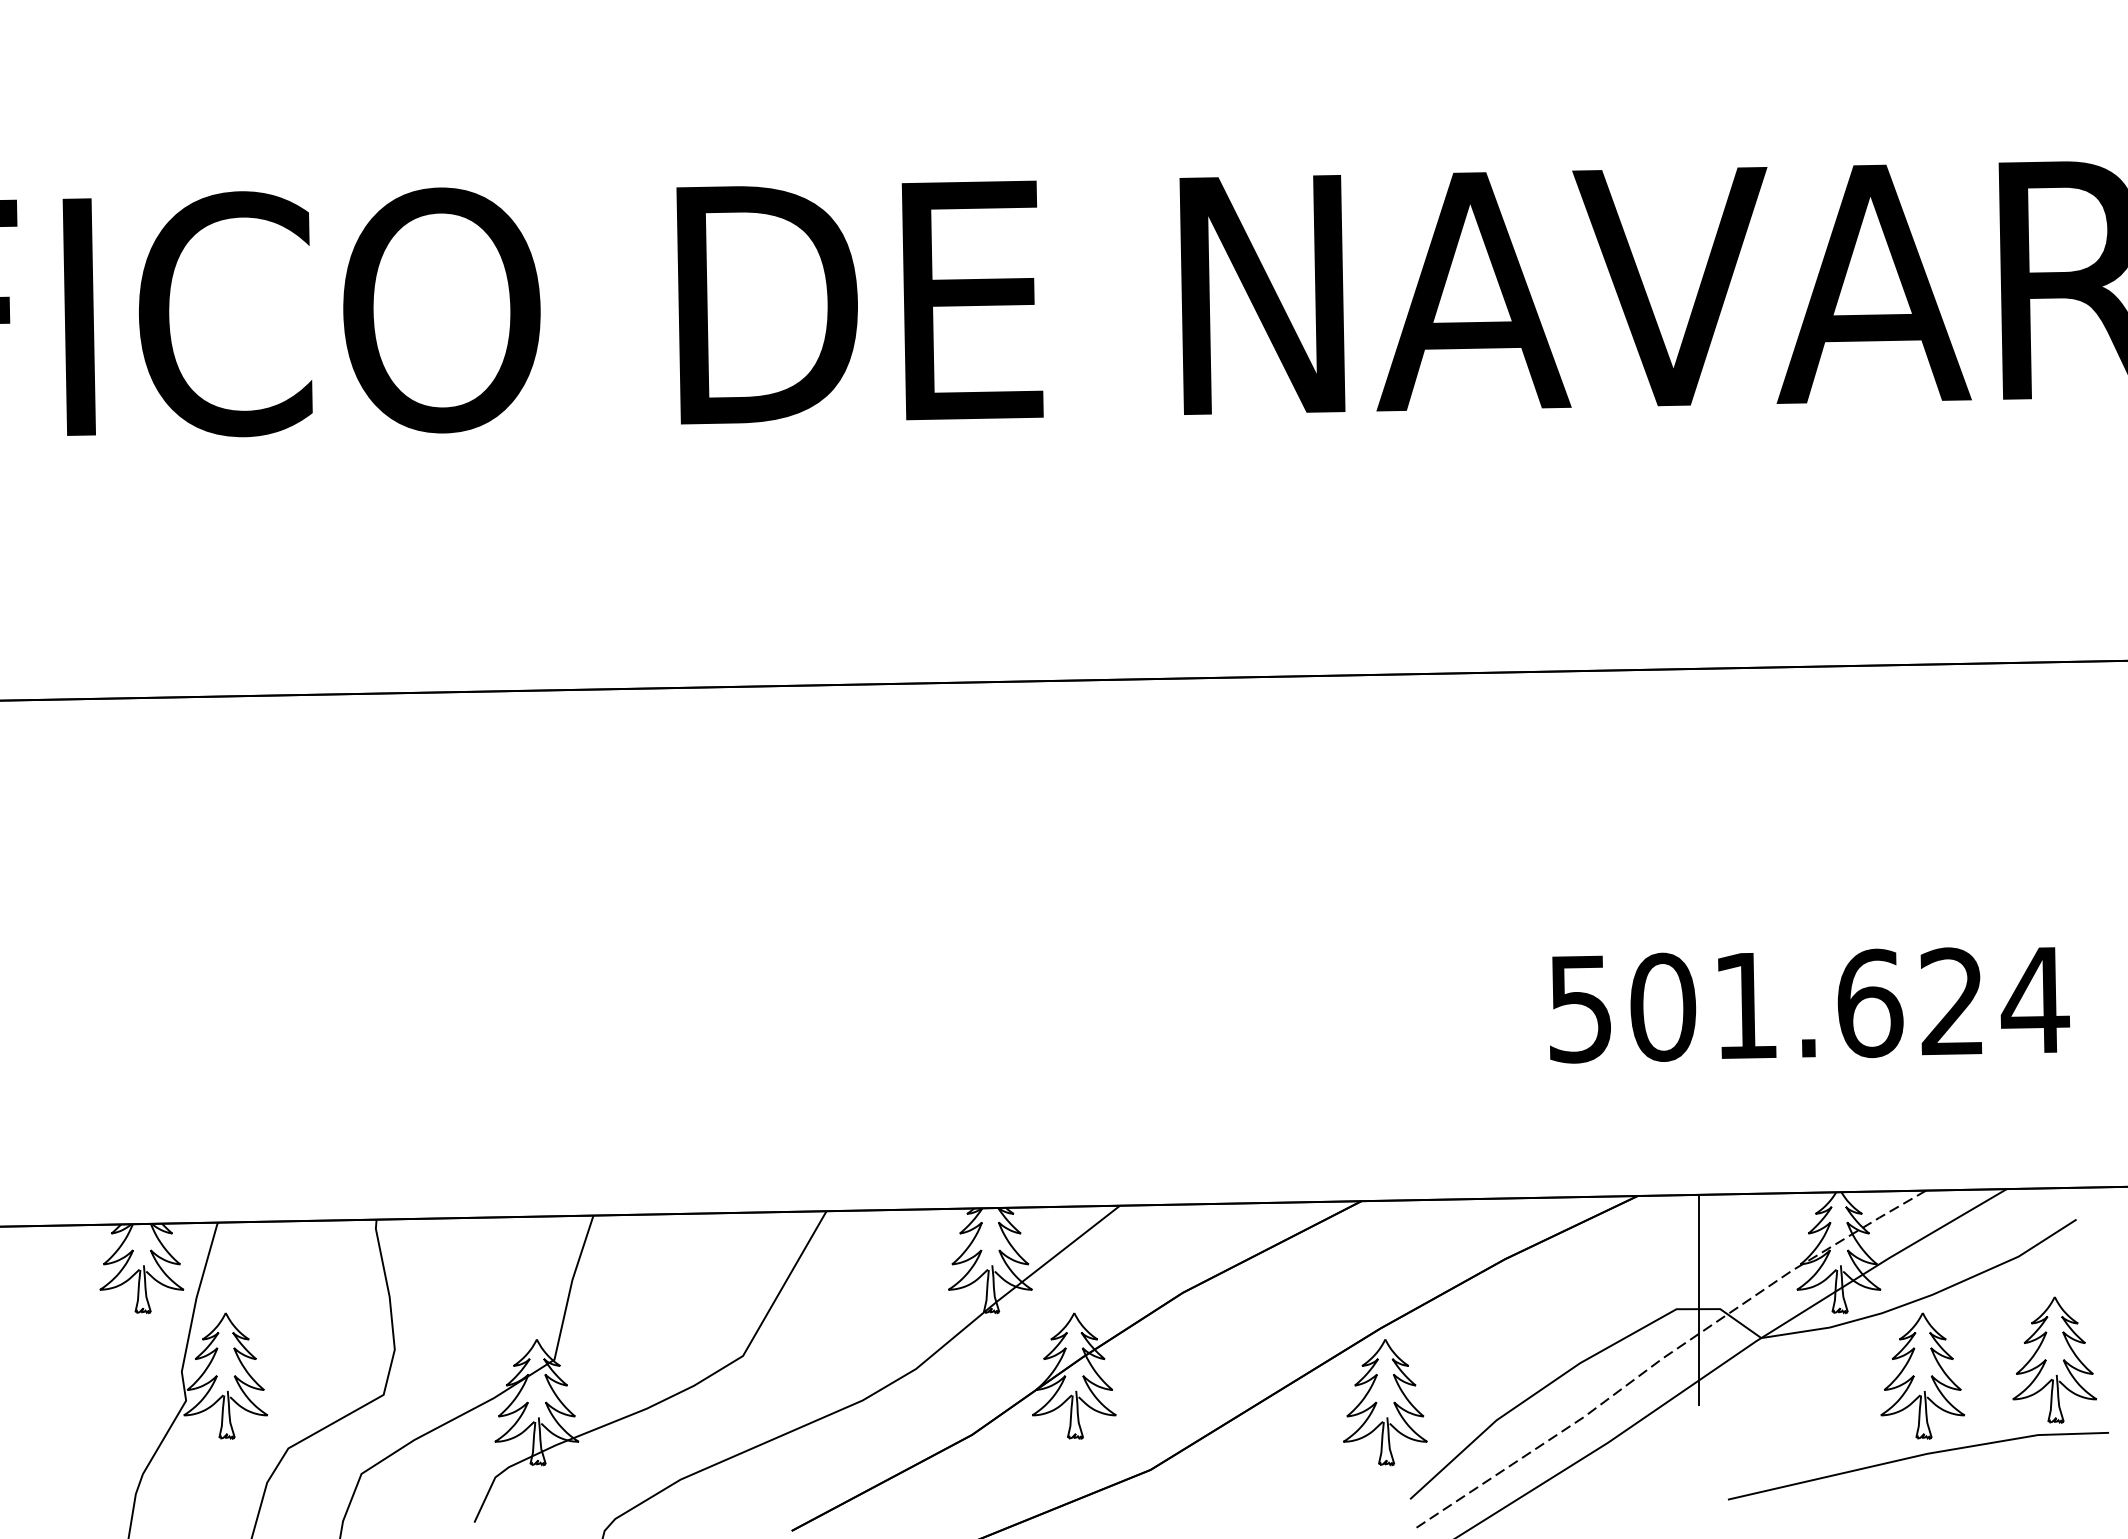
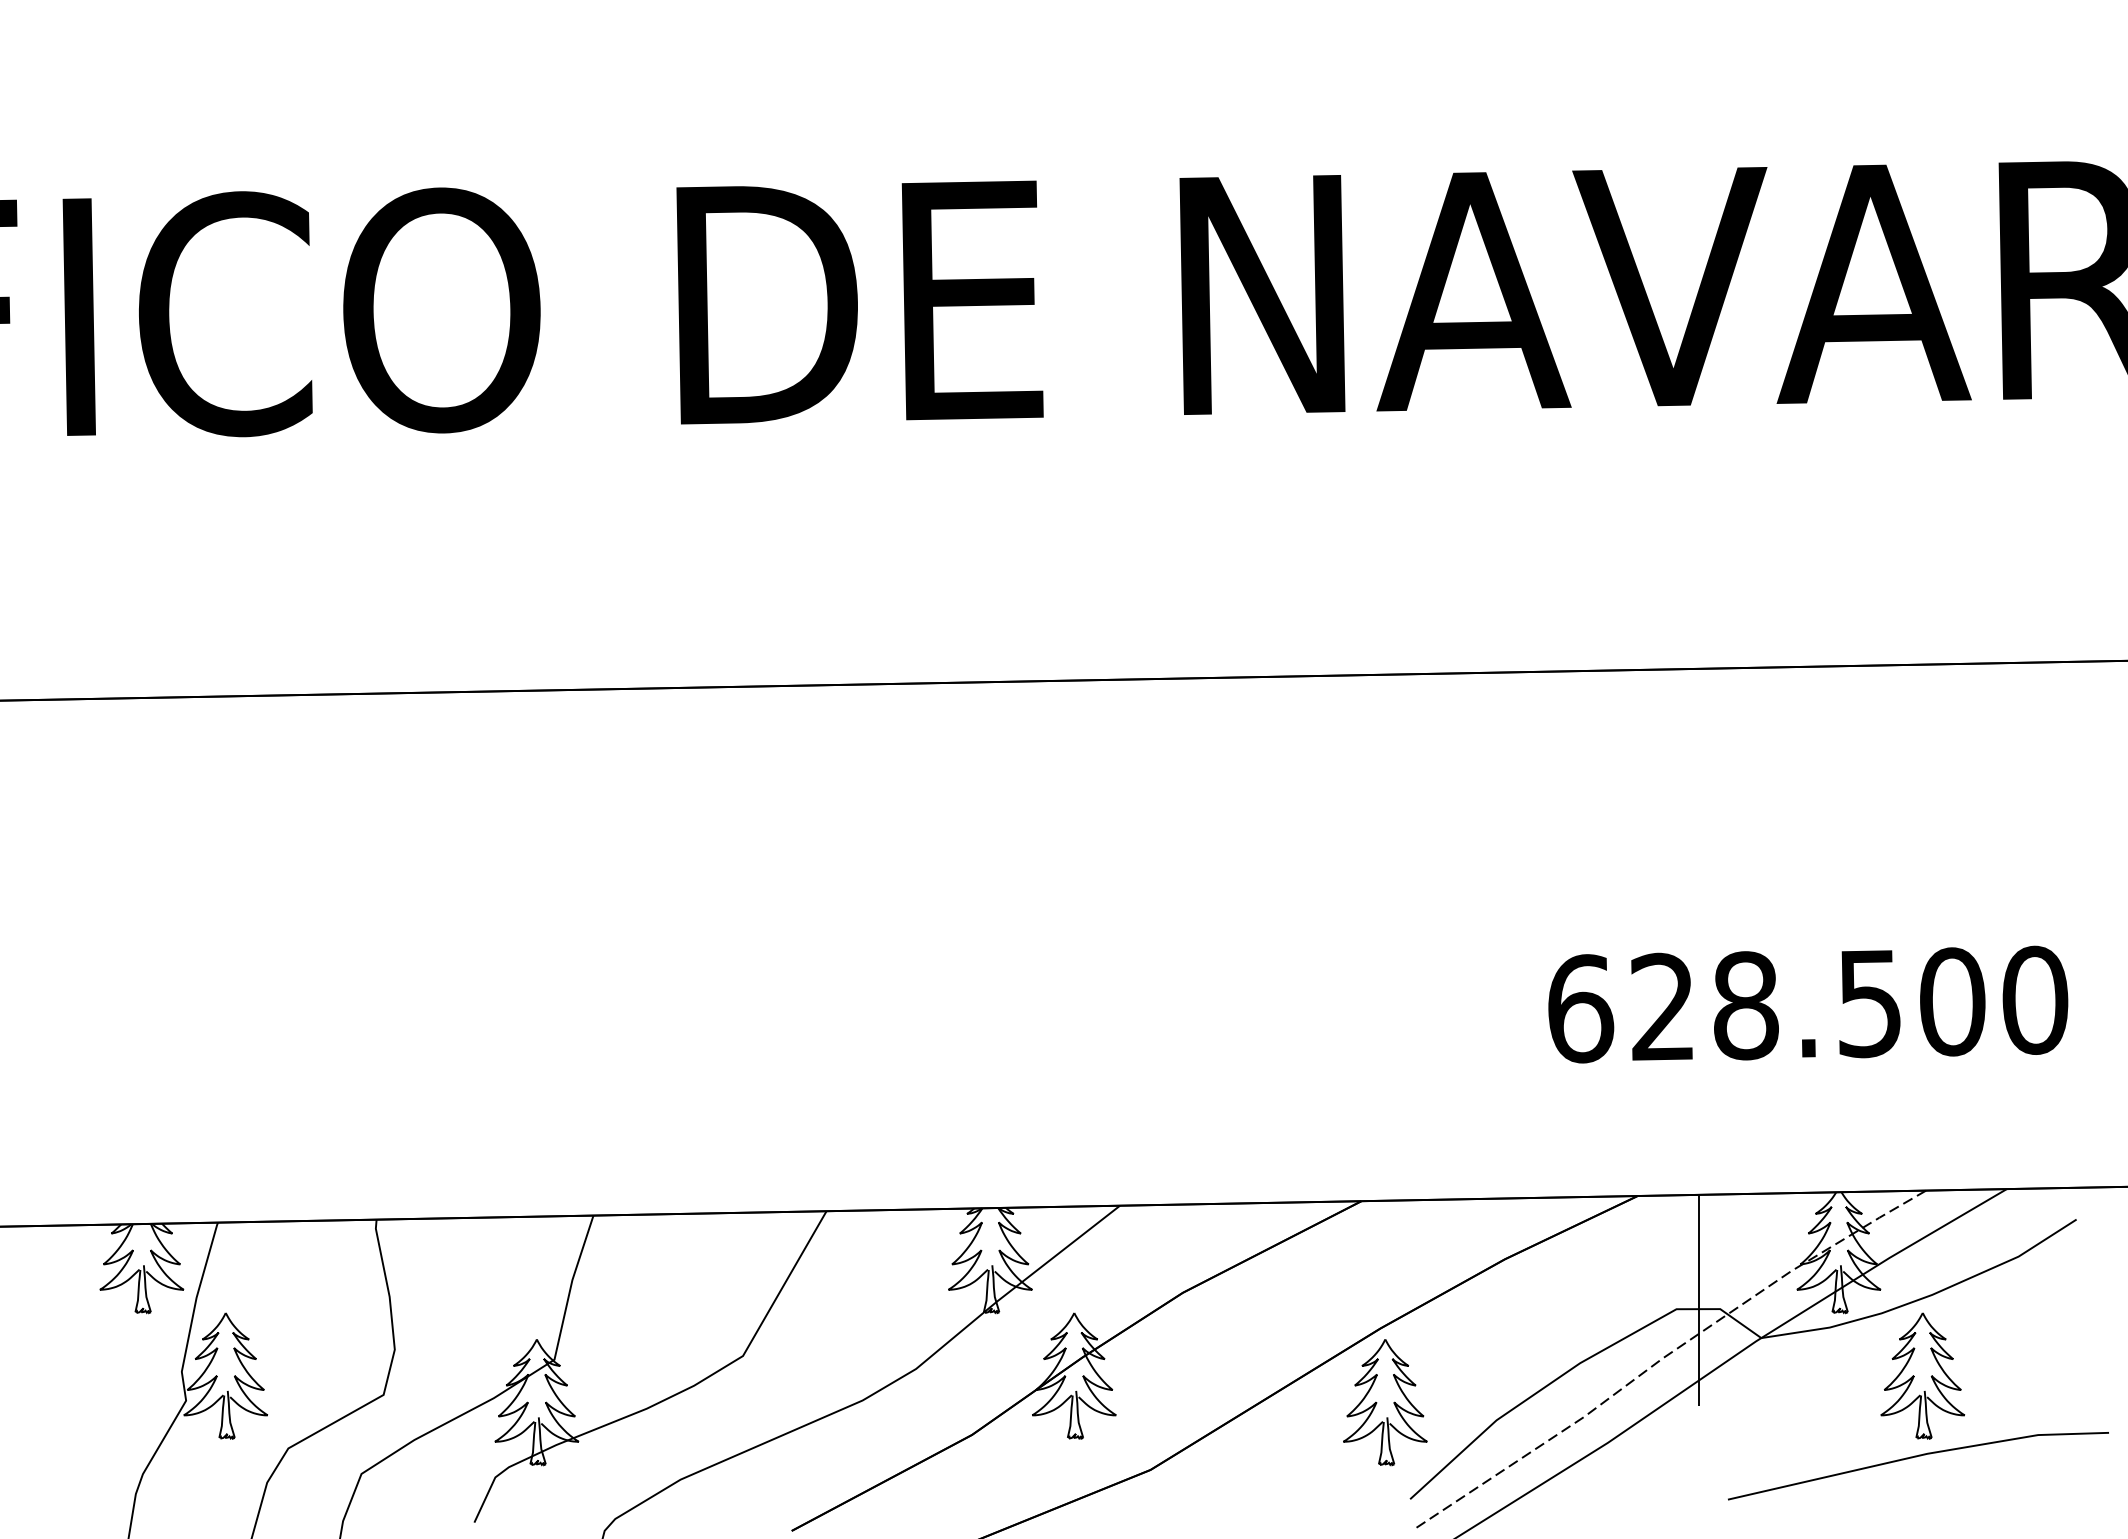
text: 501.624 -> 628.500 (1809, 1004)
part: present -> none (2054, 1359)
